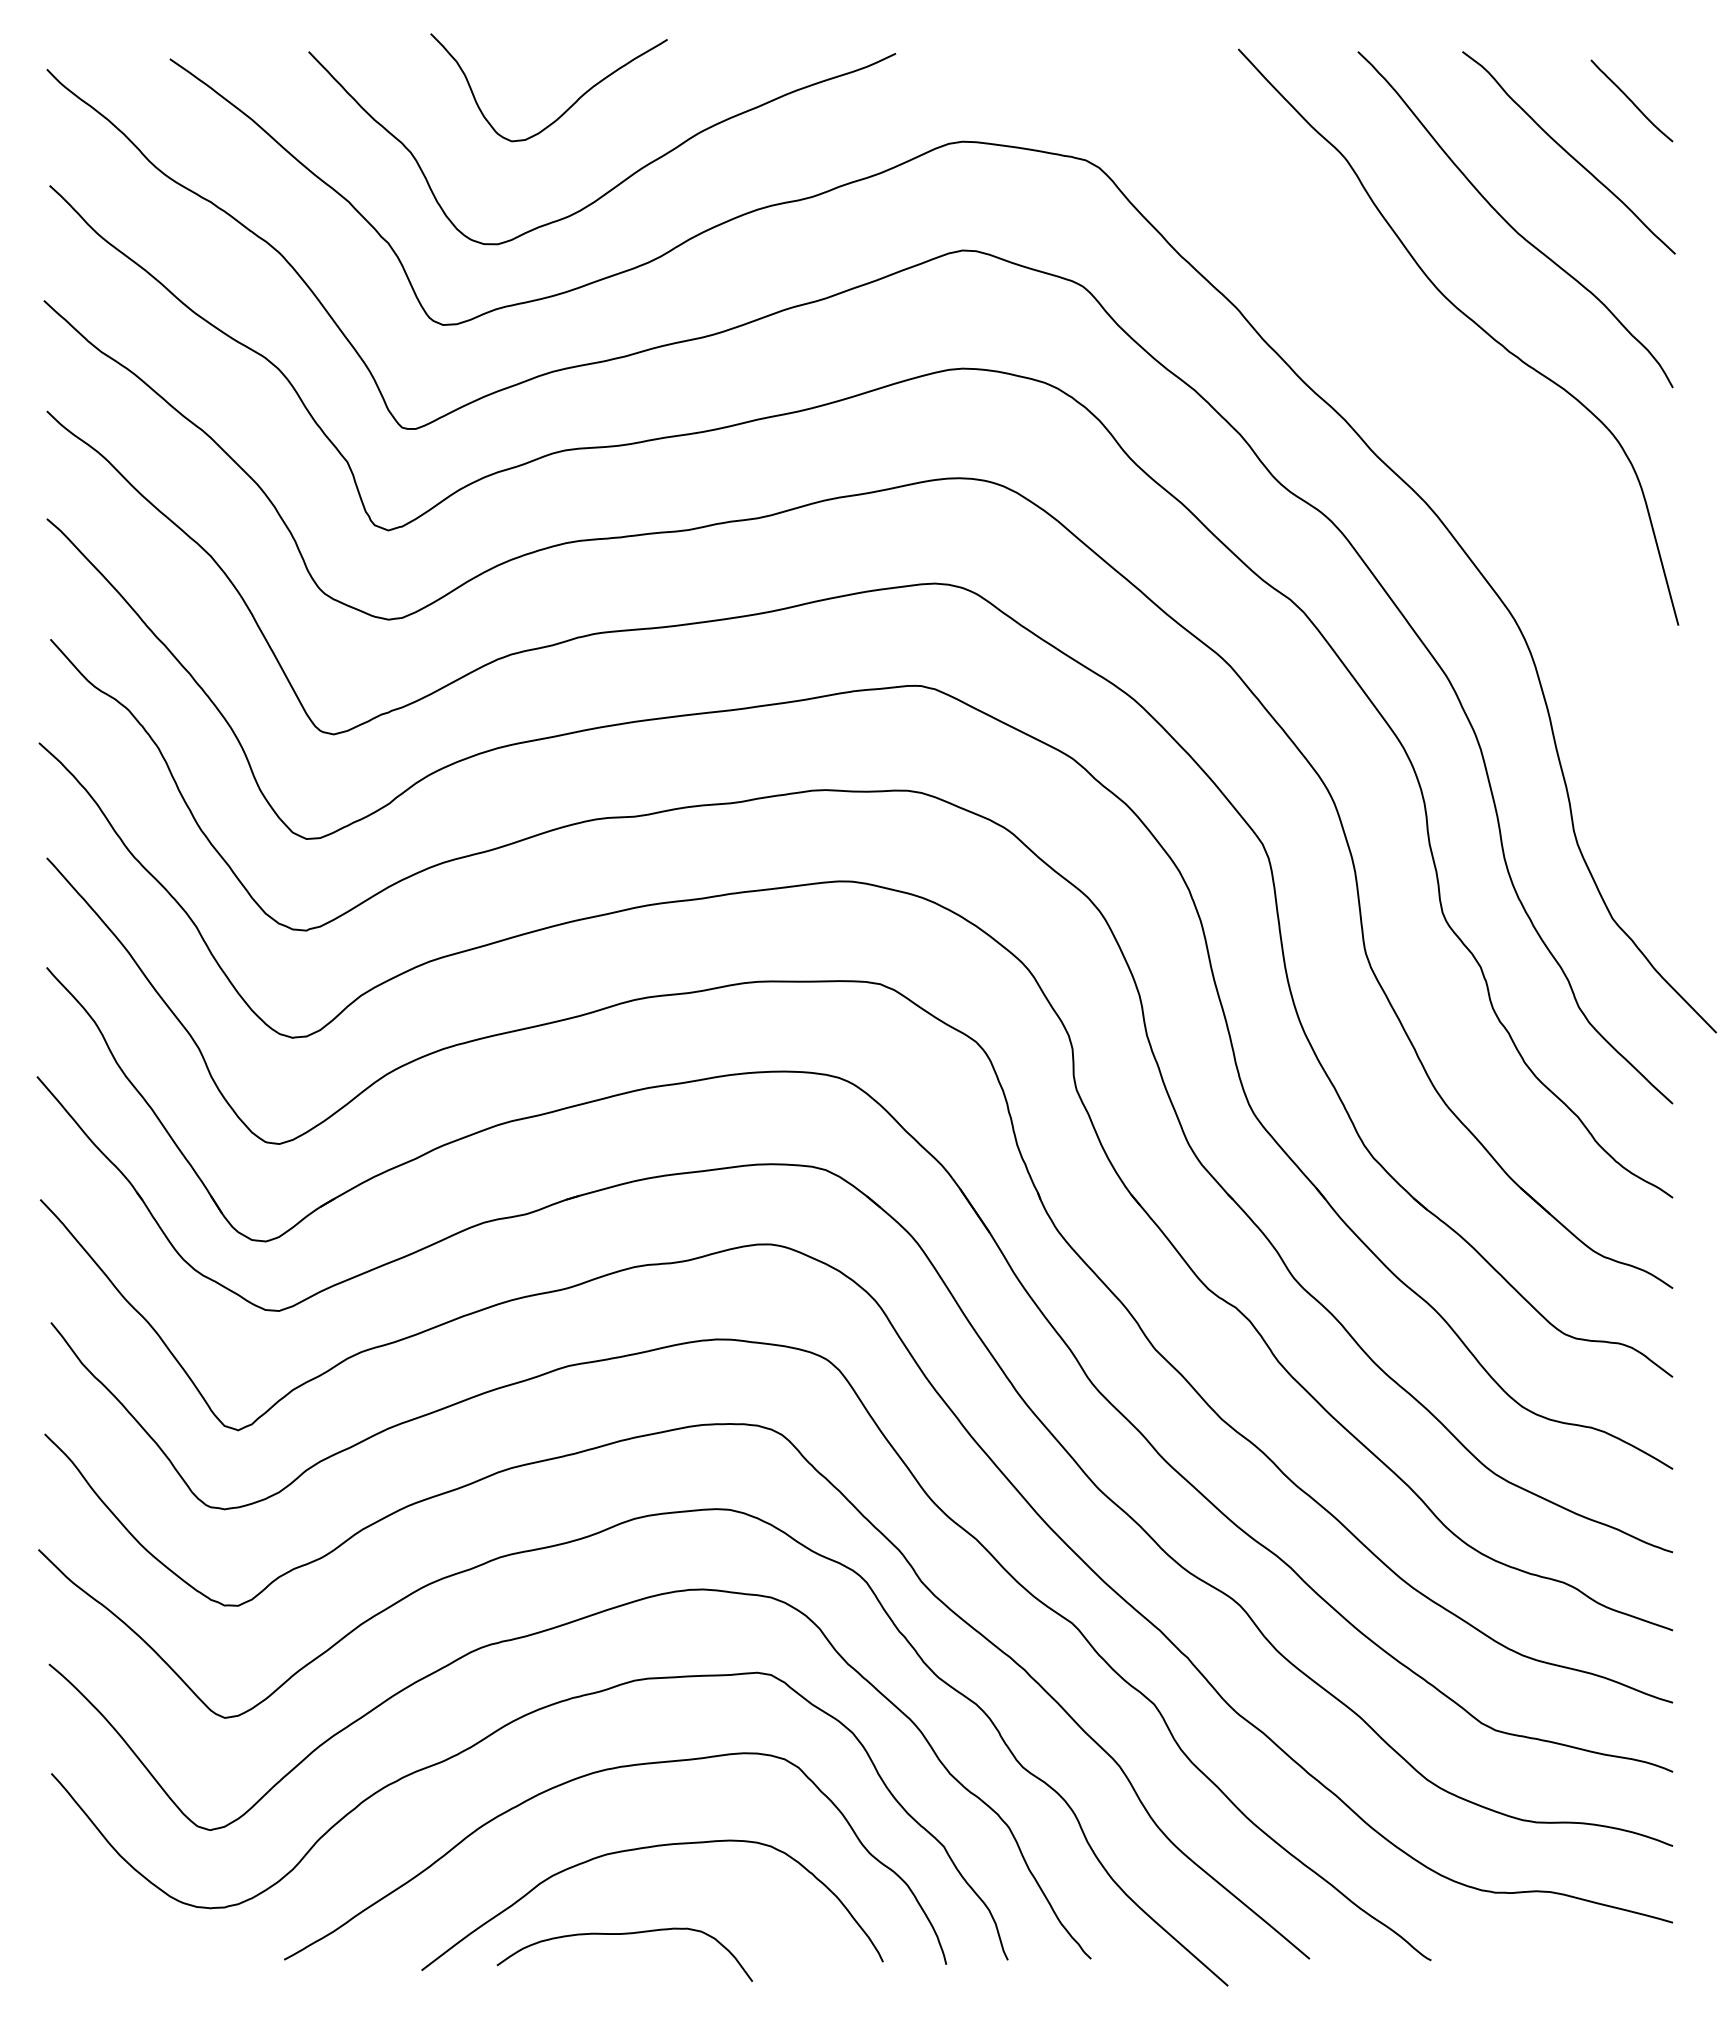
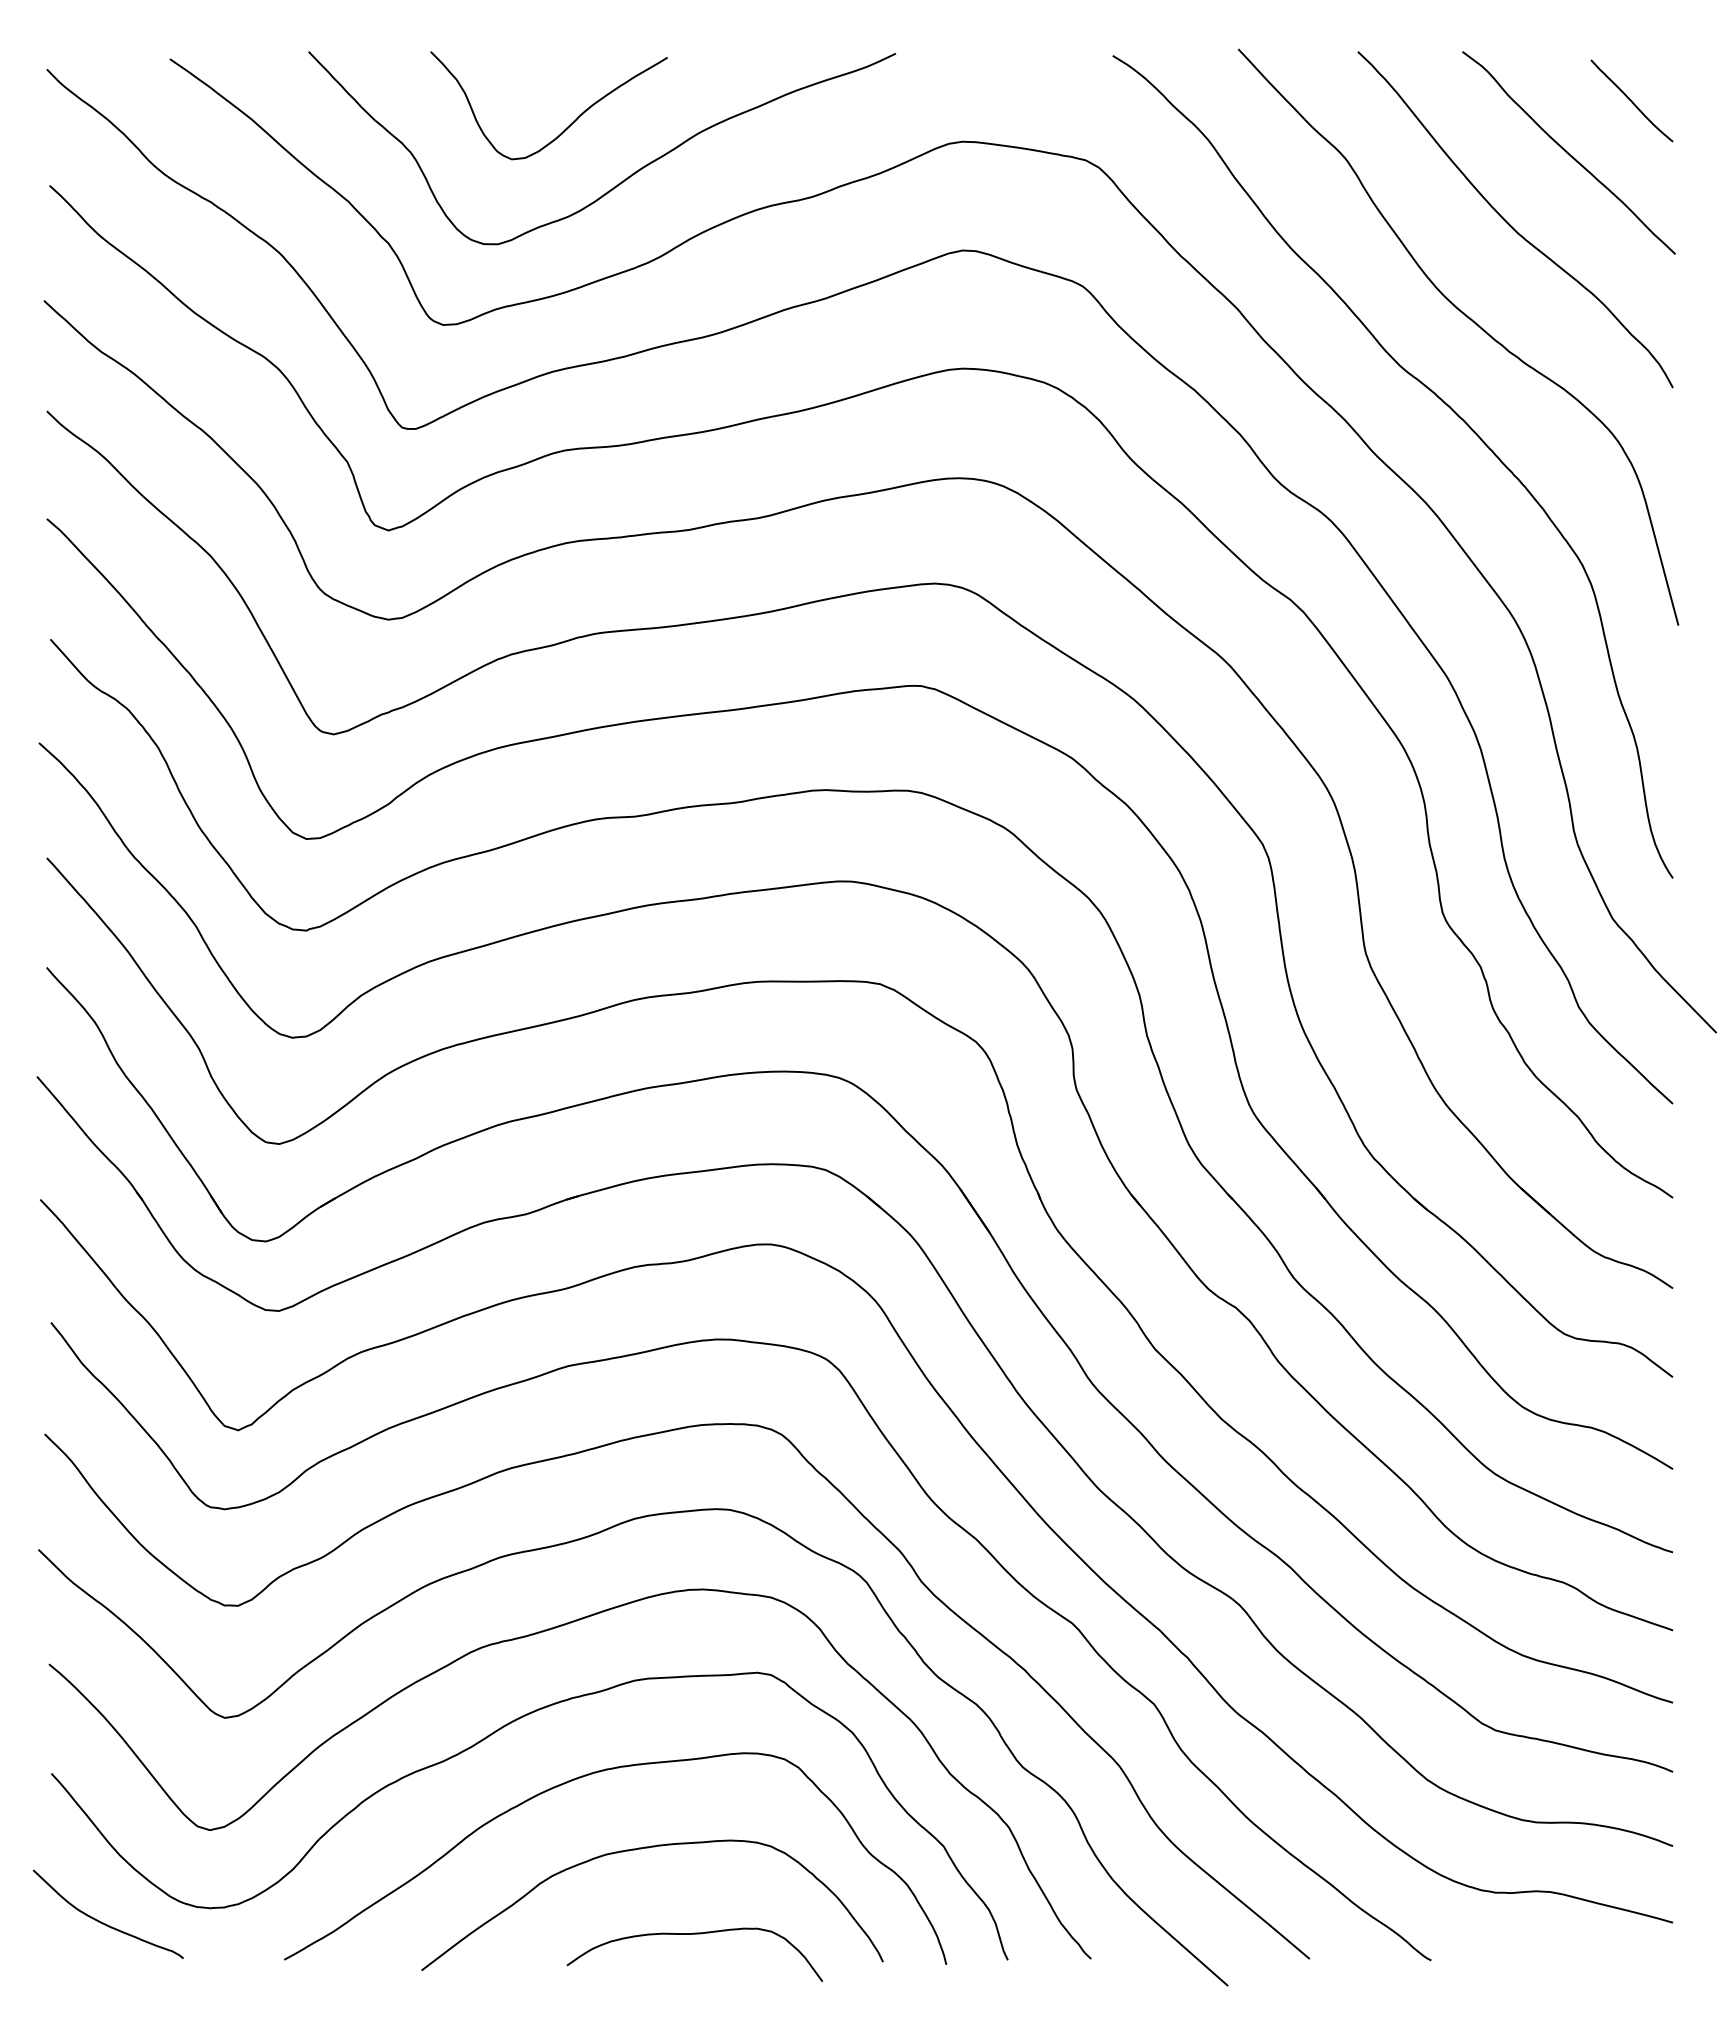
curve position: (568, 107) -> (568, 125) (568, 125)
curve: none -> present (1442, 402)
curve: none -> present (103, 1922)
curve position: (624, 1934) -> (694, 1934) (694, 1934)
